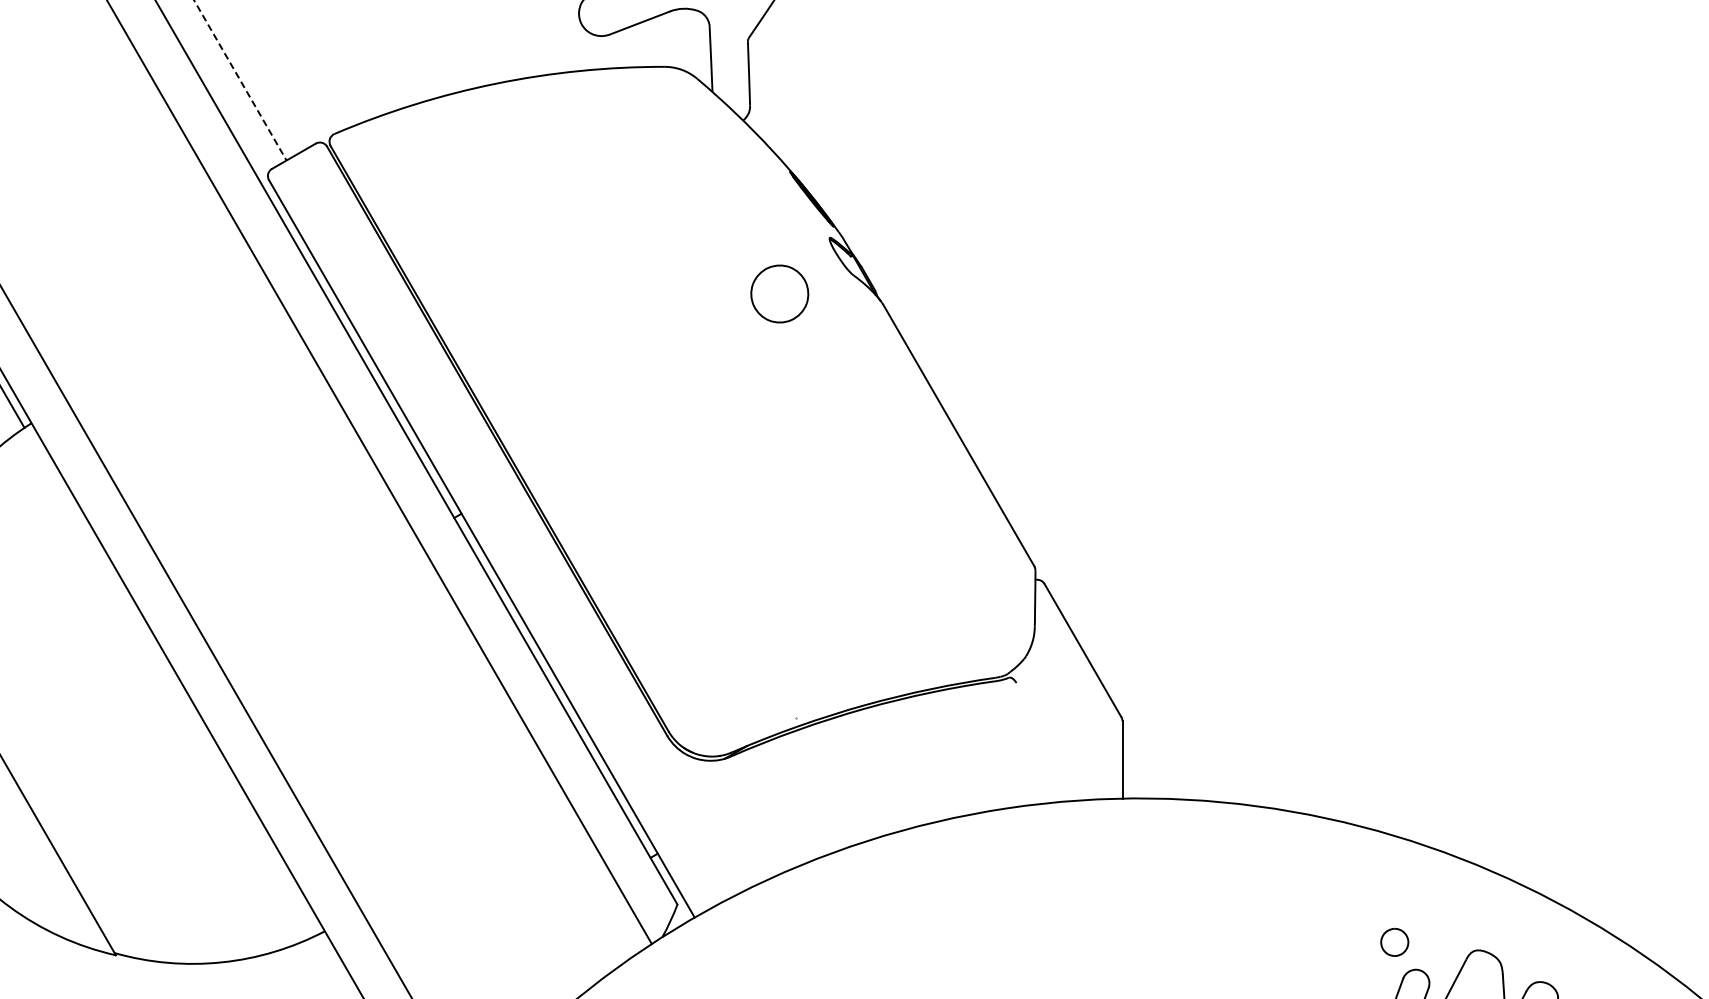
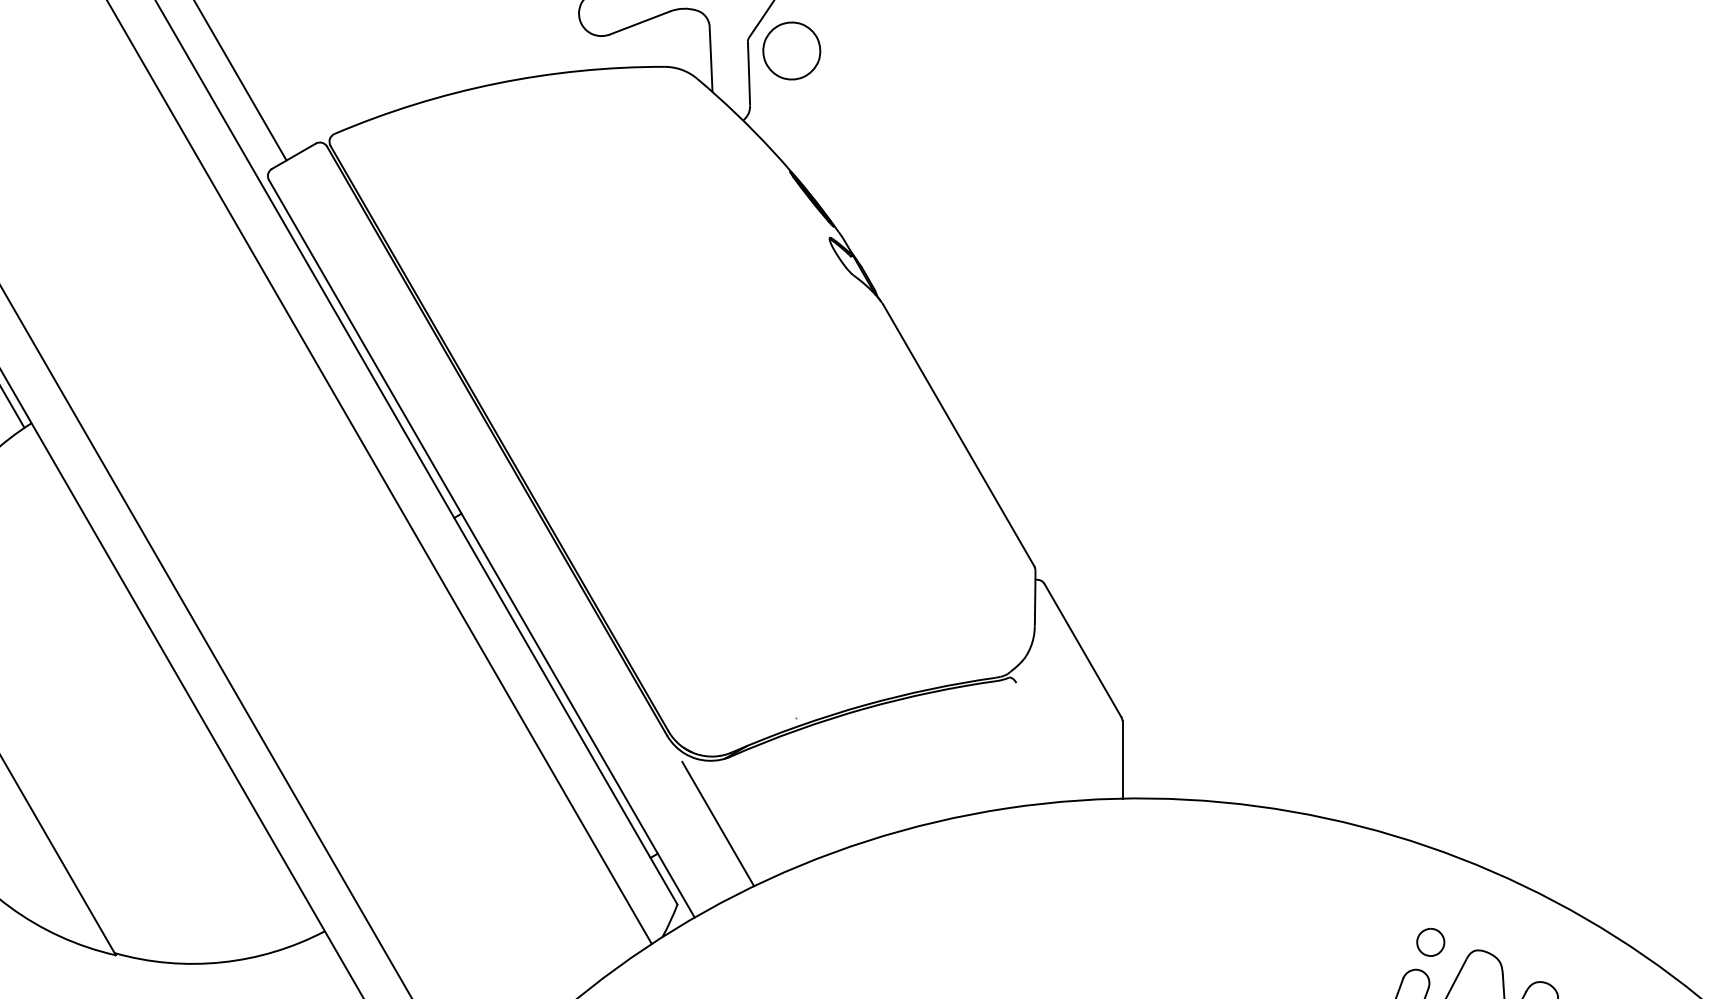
line: dashed -> solid (240, 80)
part position: (779, 293) -> (791, 50) (791, 50)
line: none -> present (718, 823)
part position: (1394, 942) -> (1430, 942) (1430, 942)
